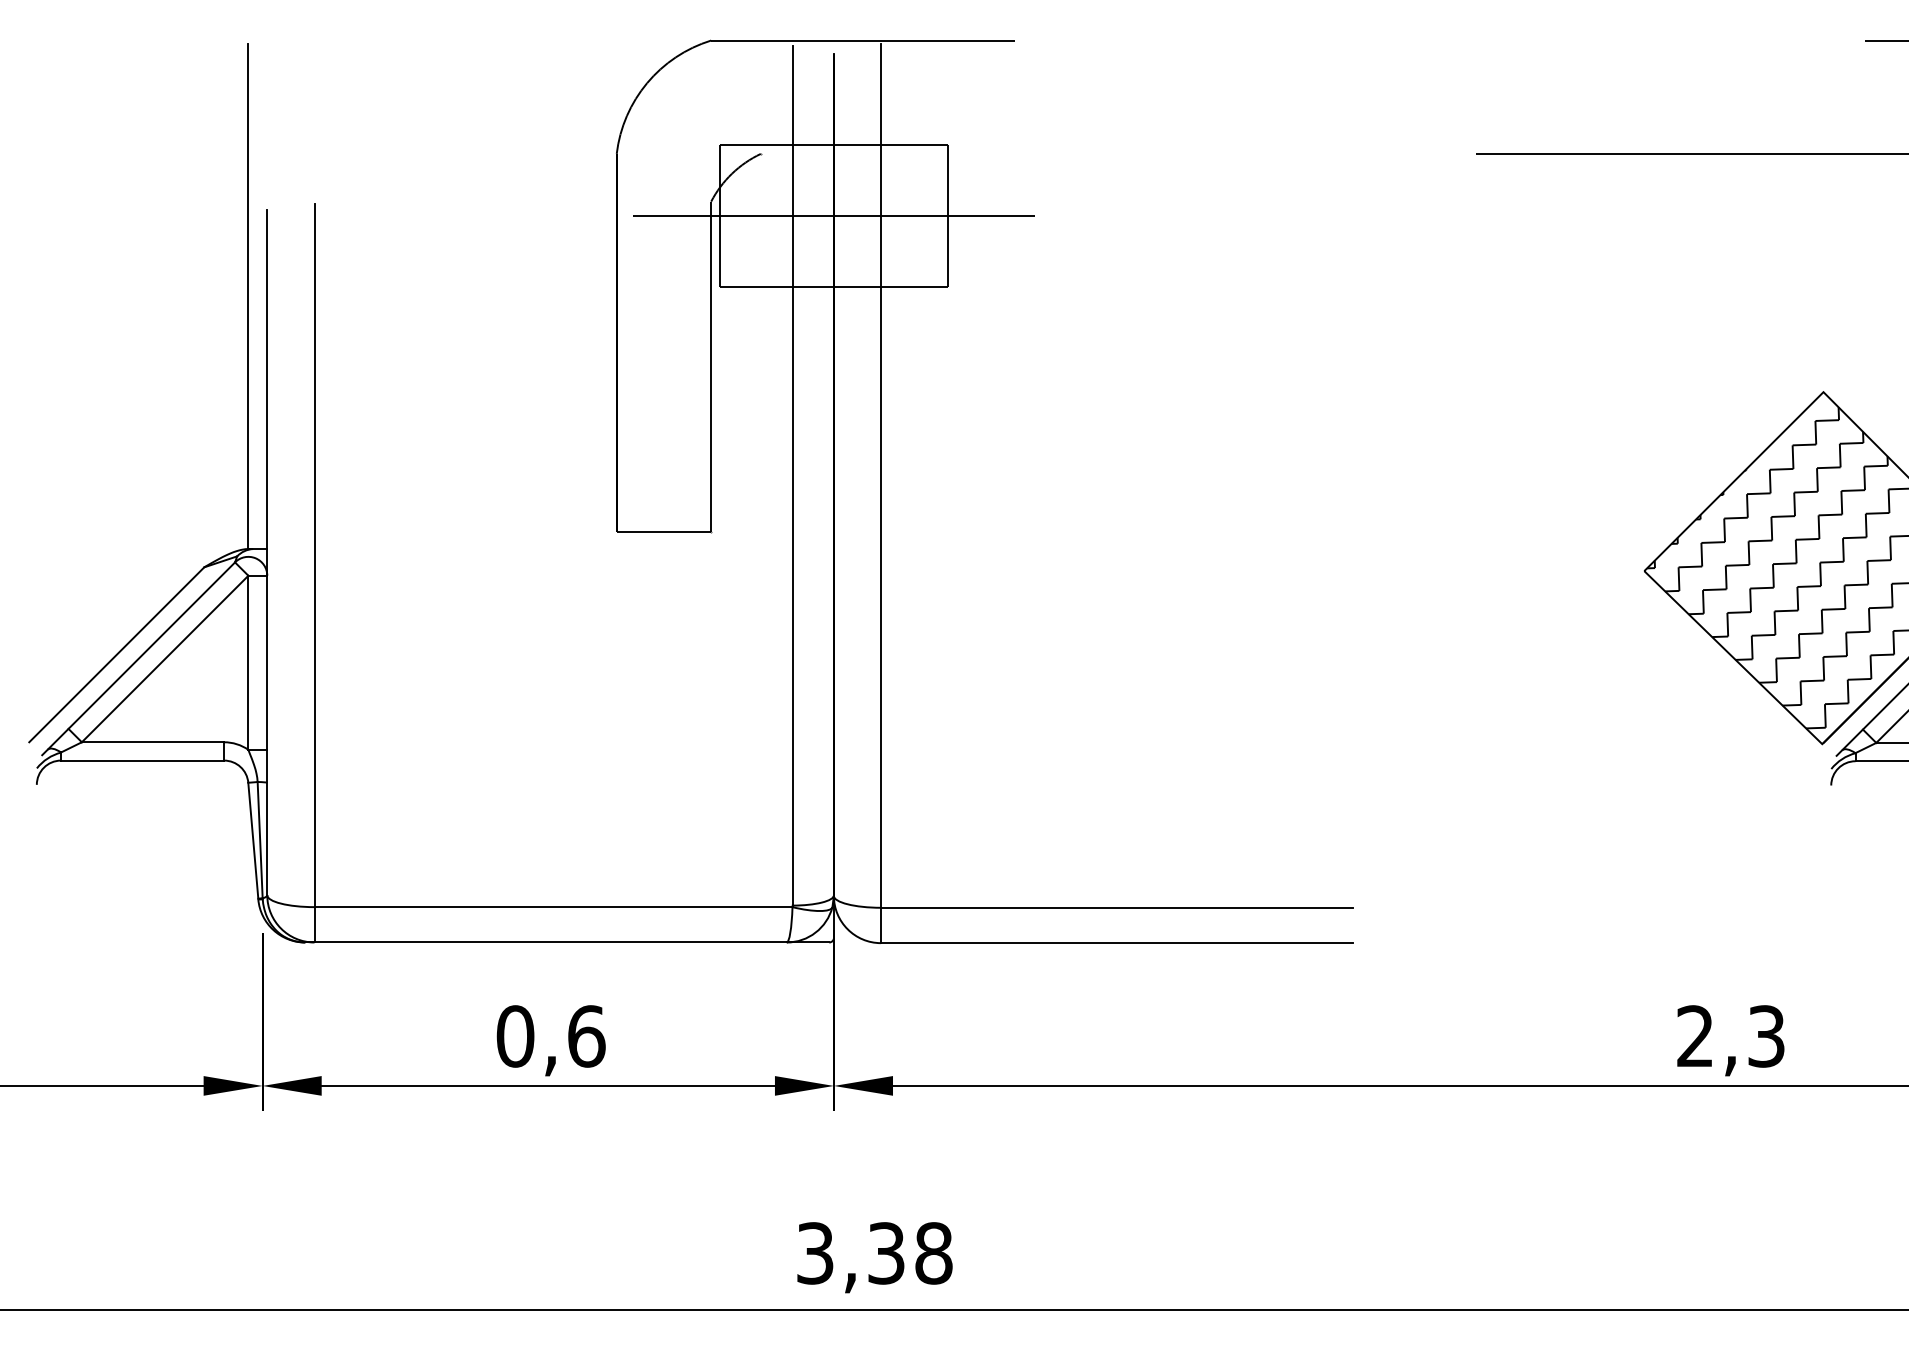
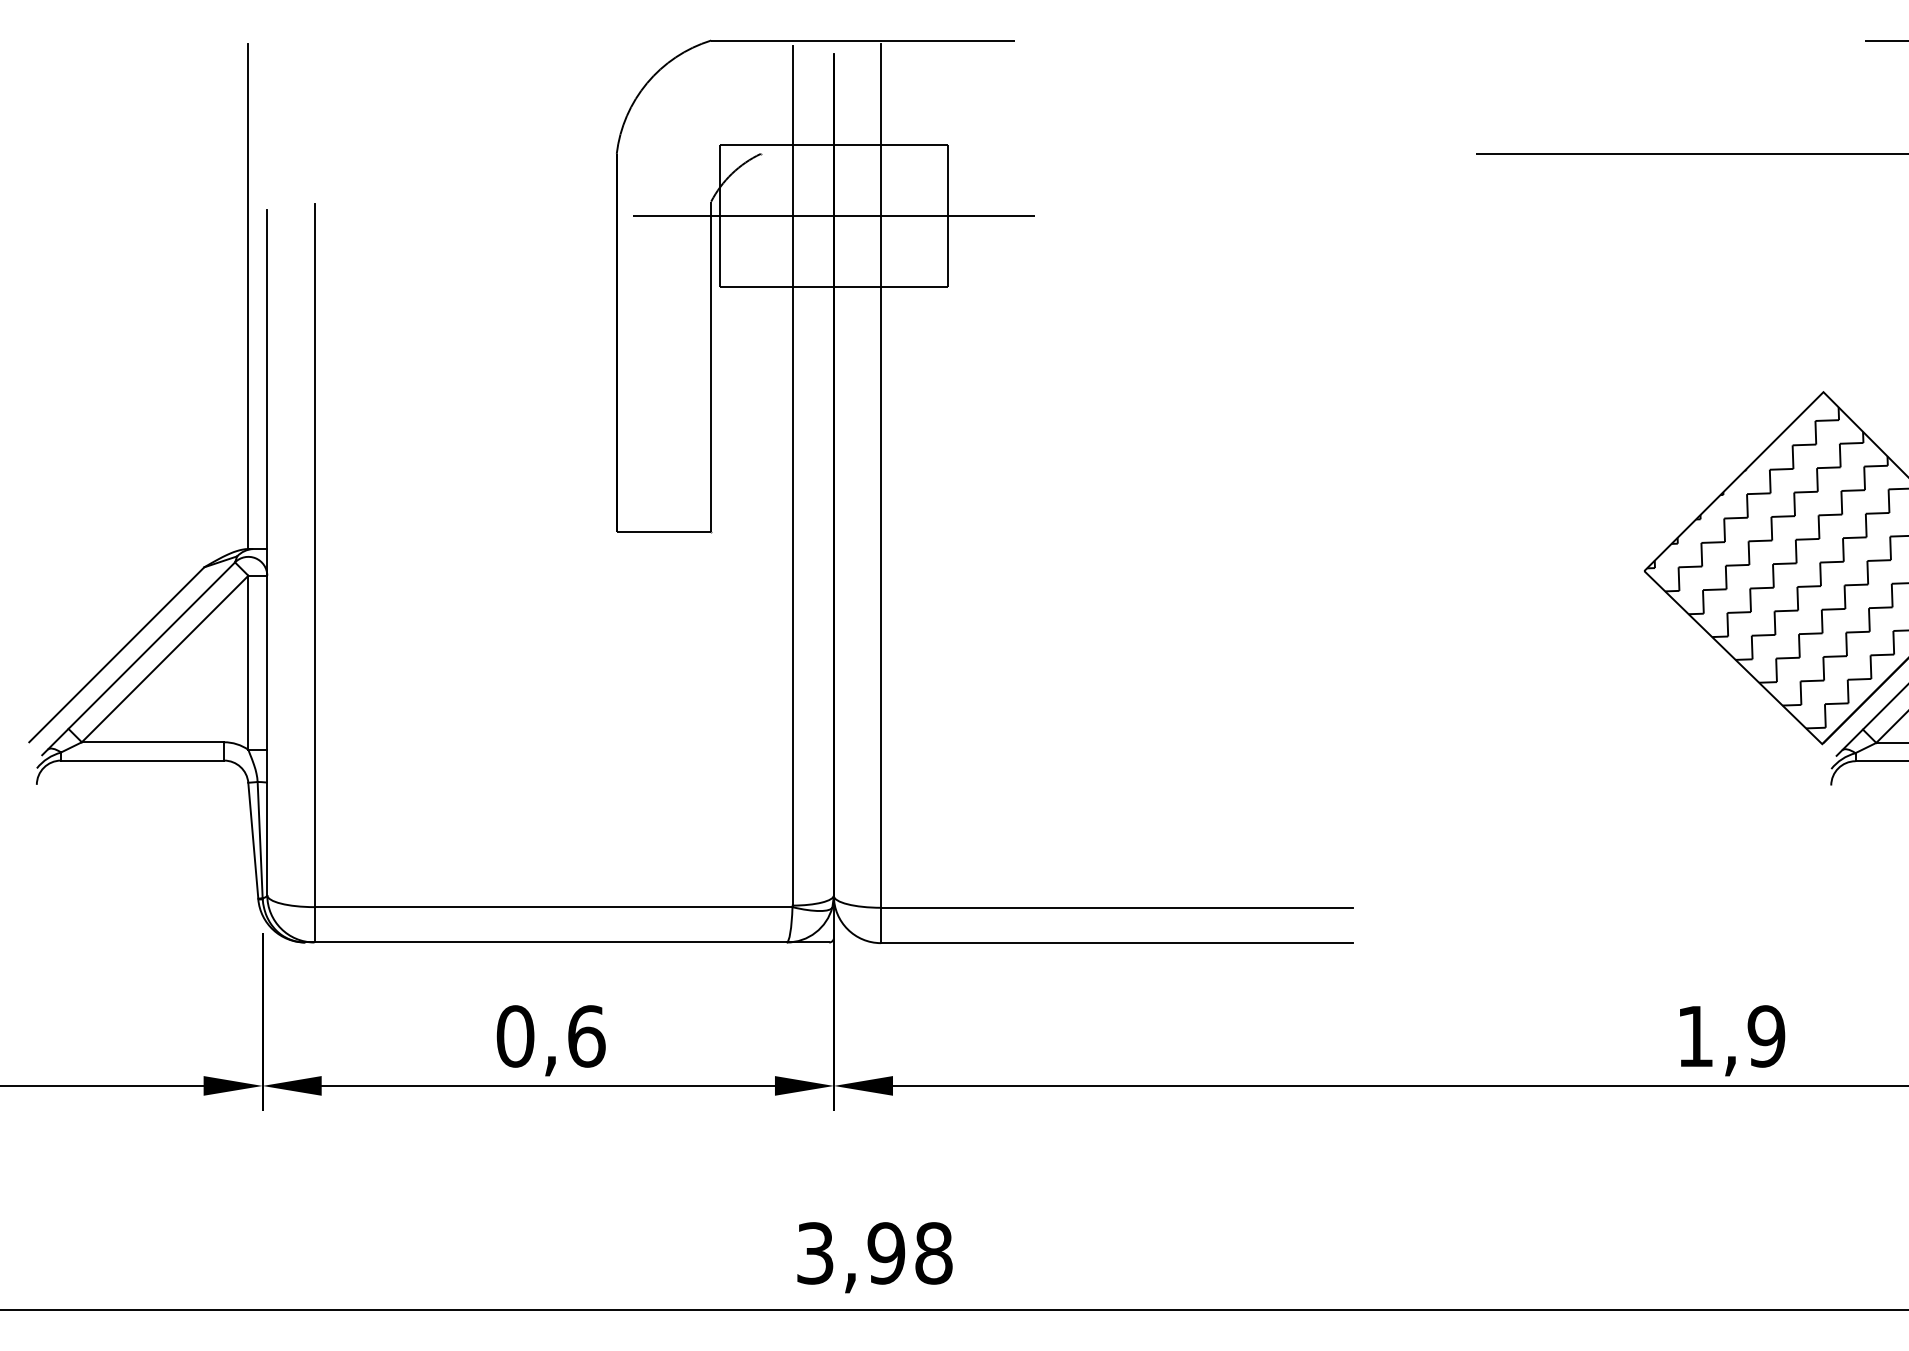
text: 2,3 -> 1,9 (1731, 1036)
text: 3,38 -> 3,98 (886, 1253)
